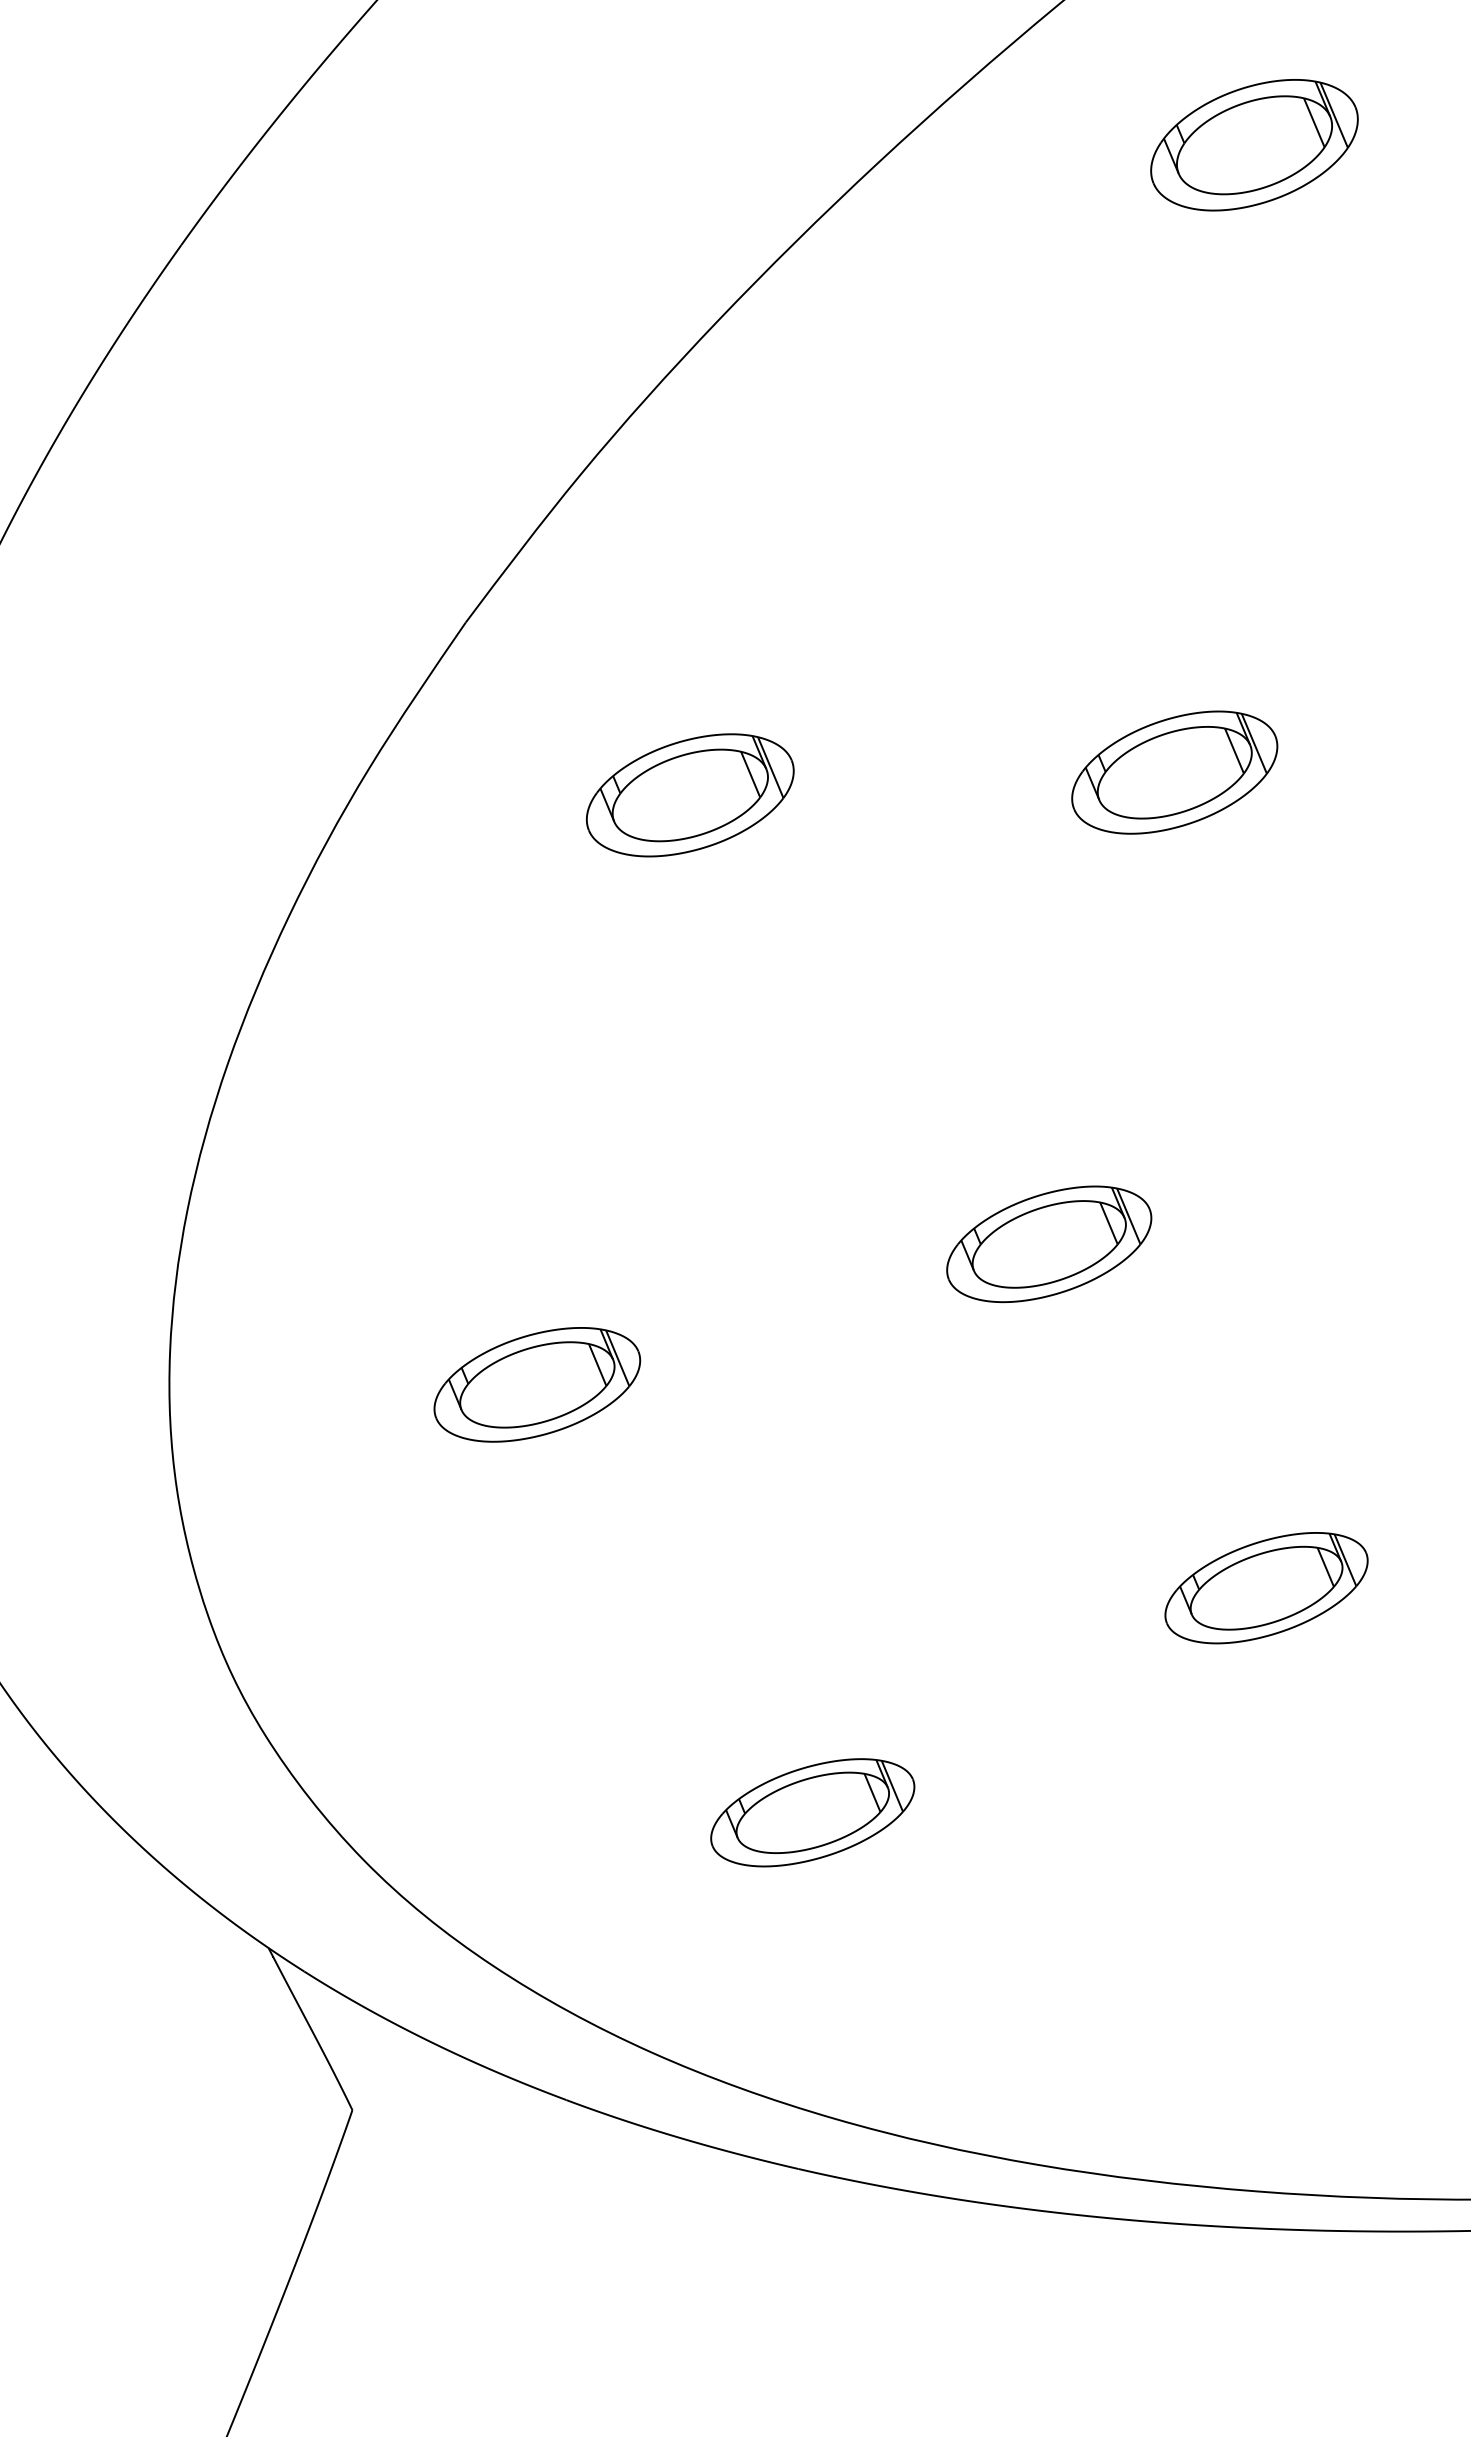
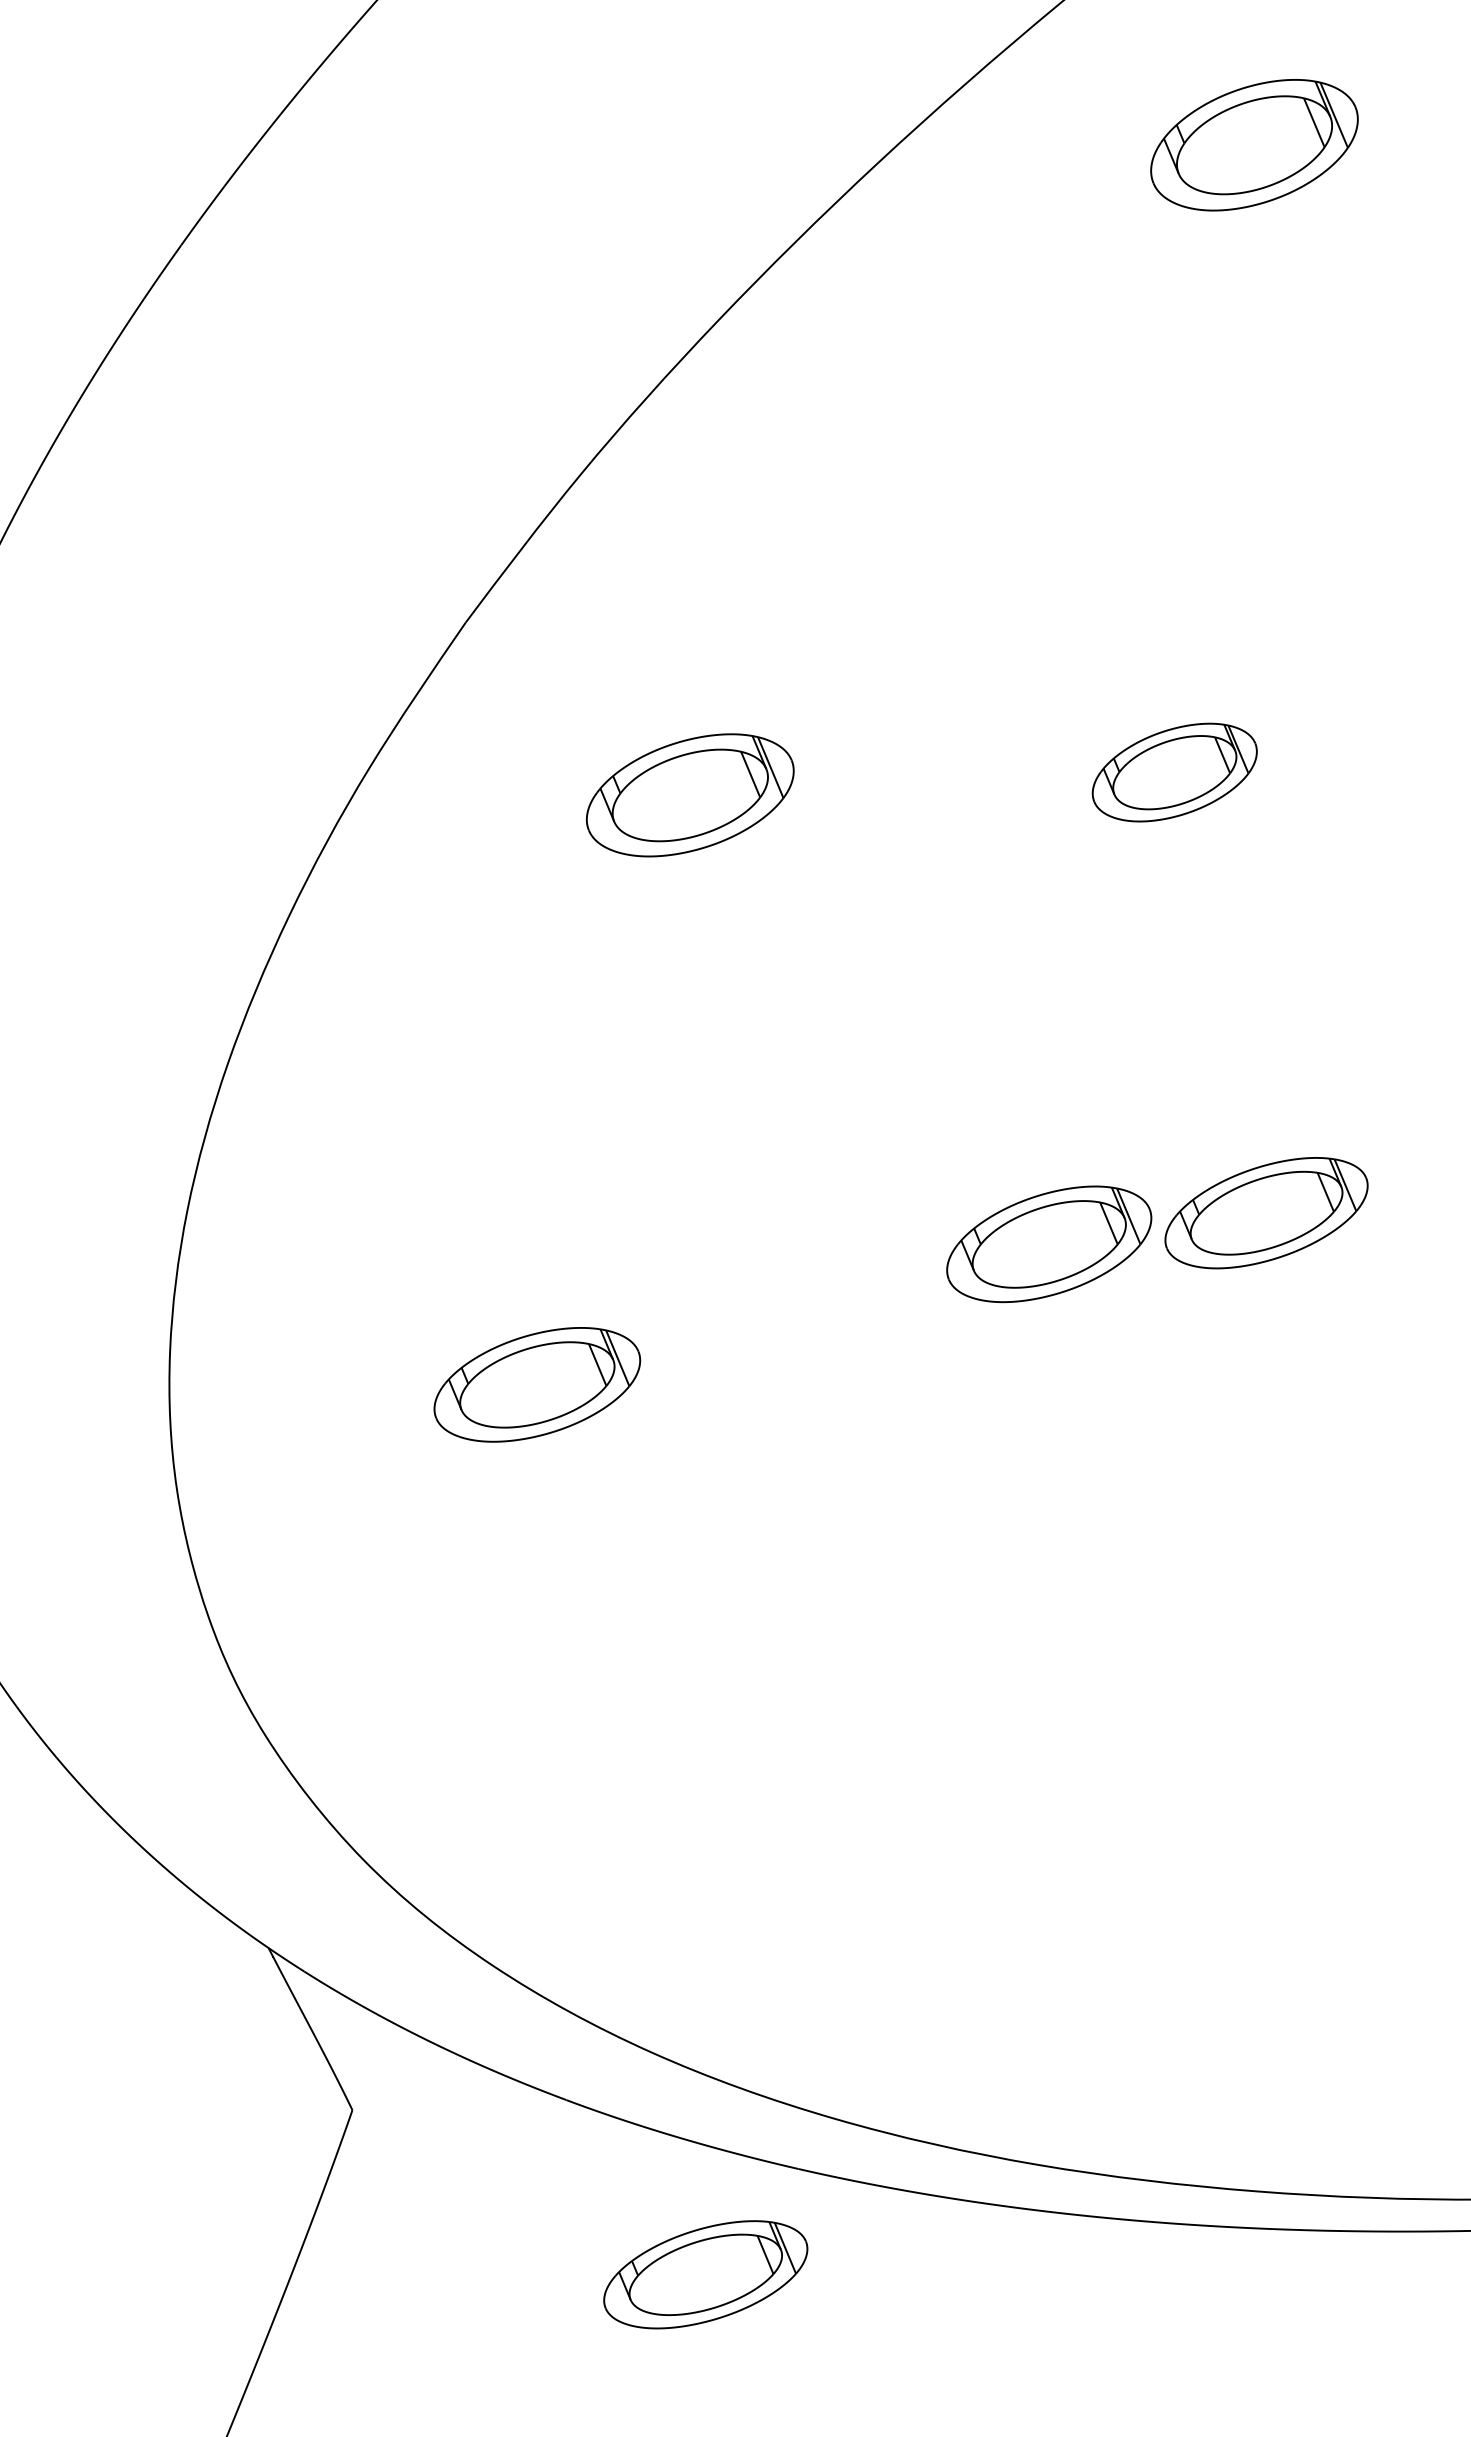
part size: 208x125 px -> 167x101 px (1174, 772)
part position: (1266, 1588) -> (1266, 1213) (1266, 1213)
part position: (812, 1812) -> (705, 2274) (705, 2274)
